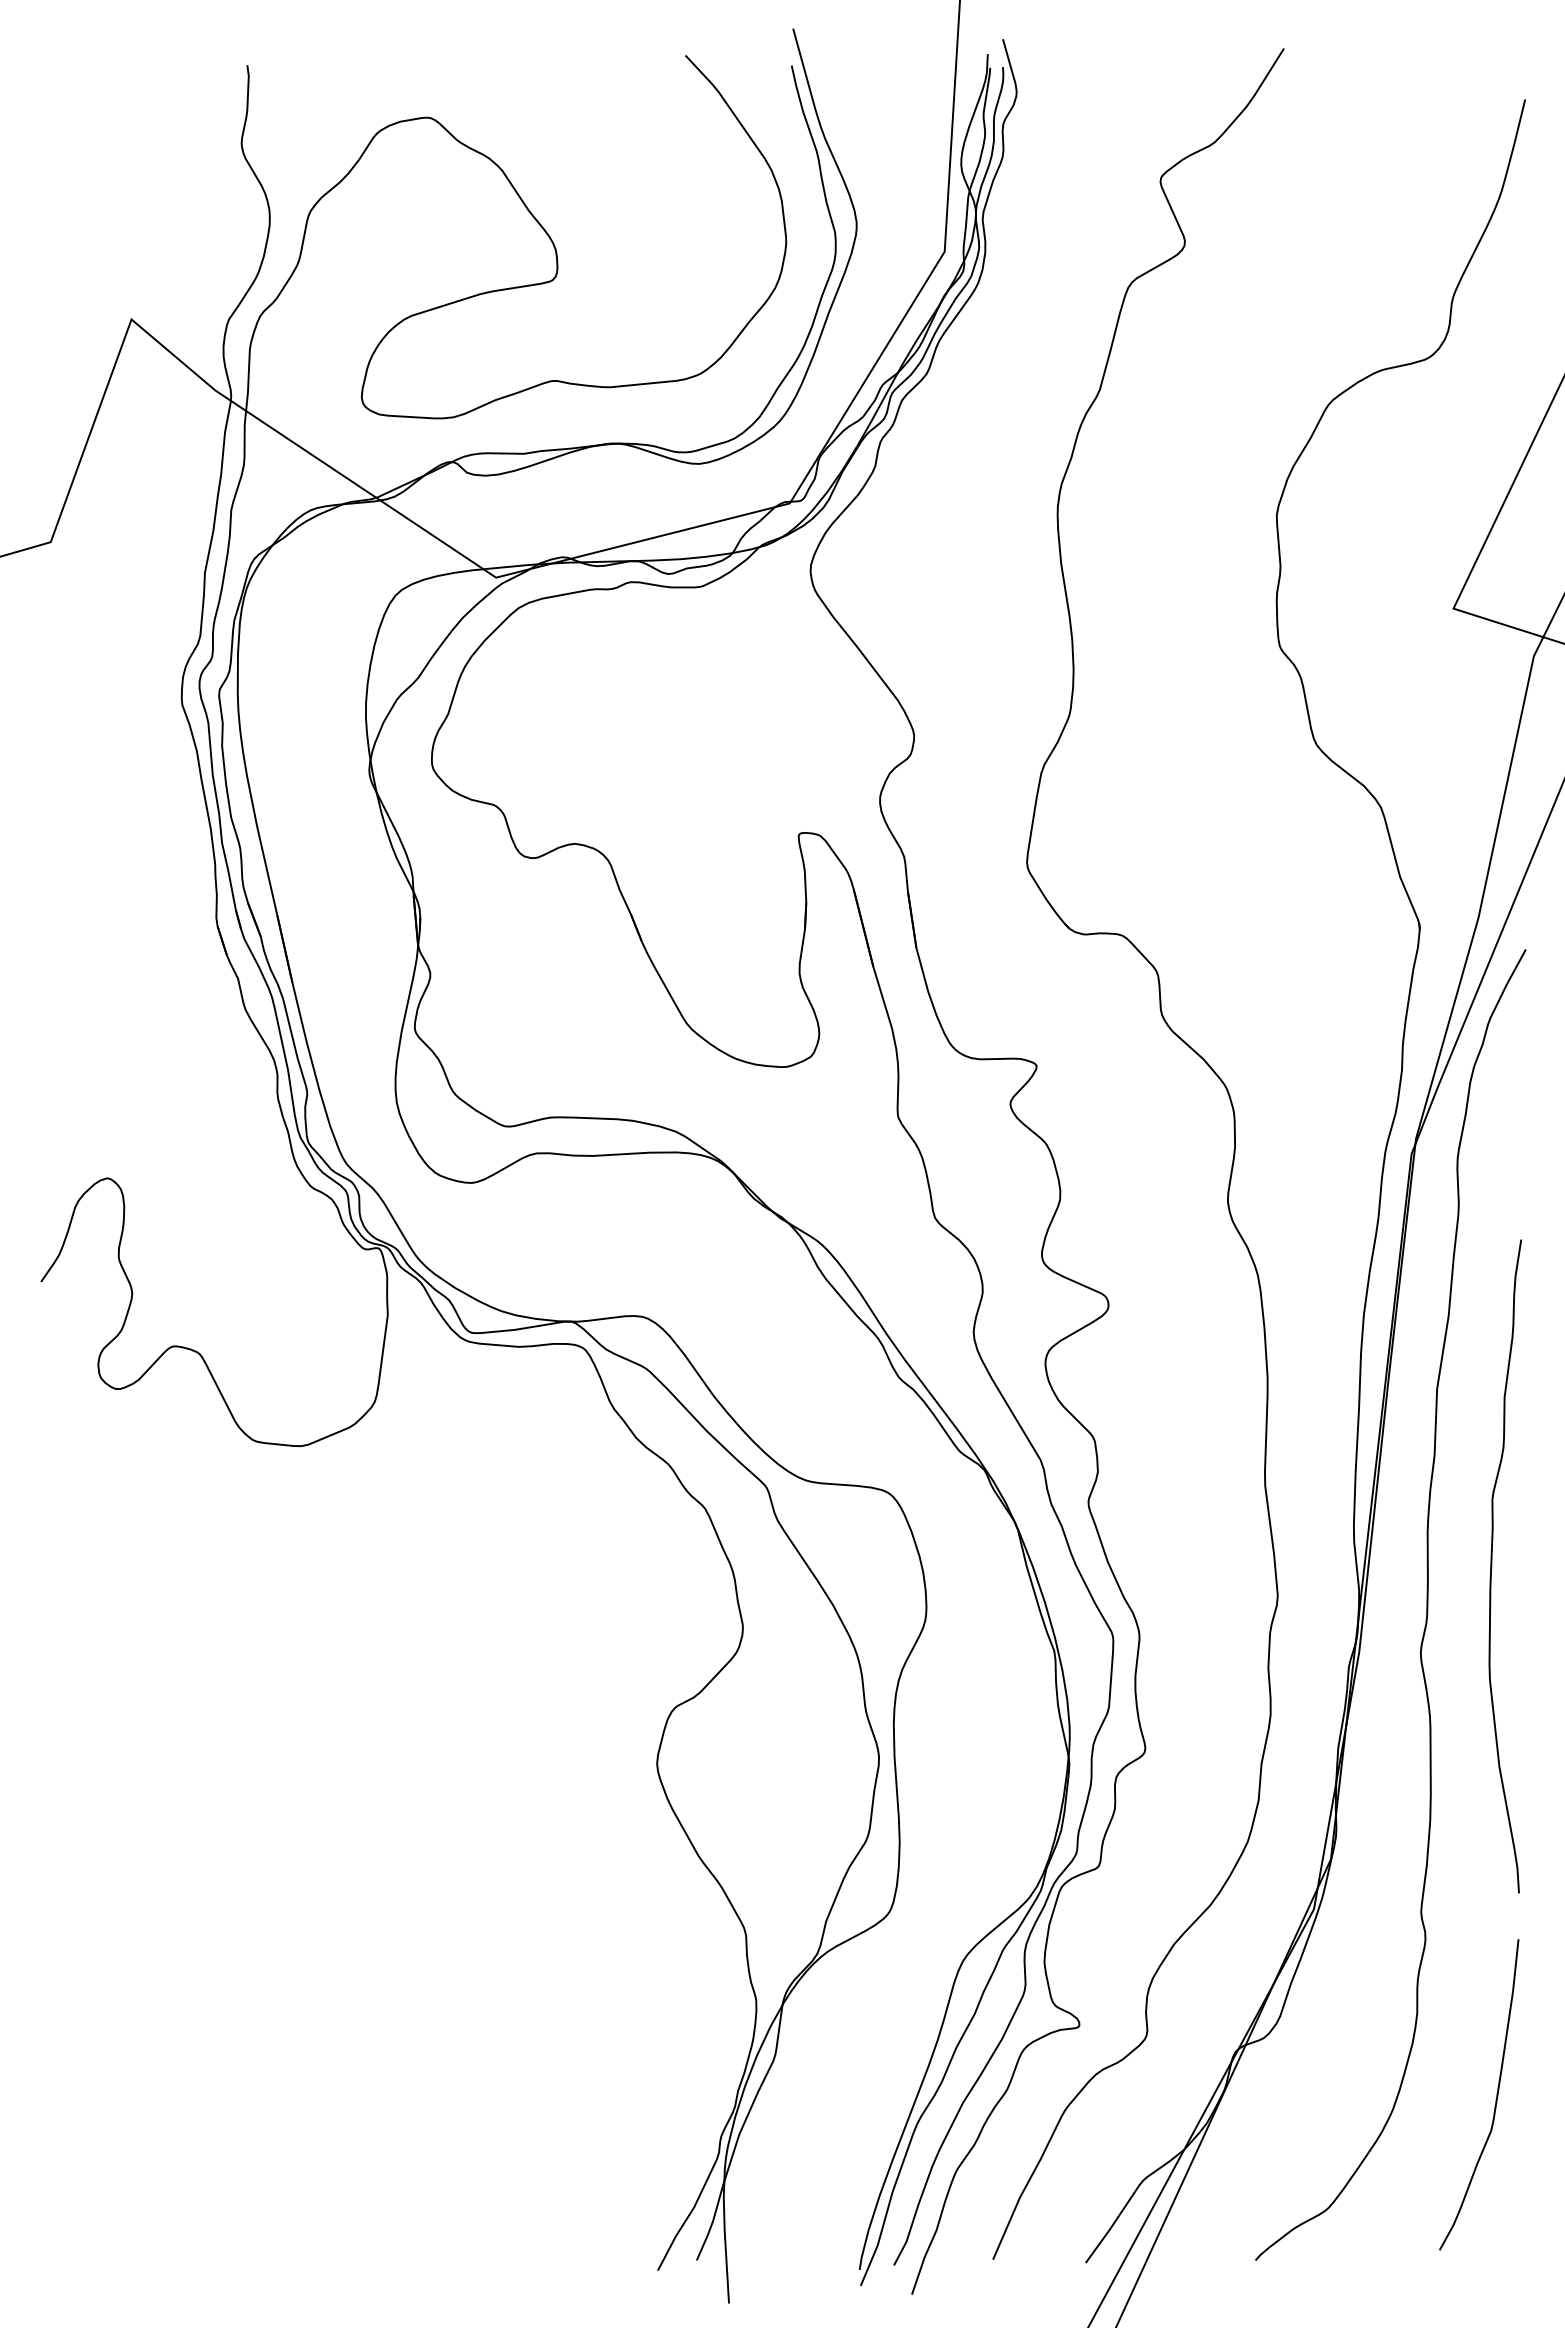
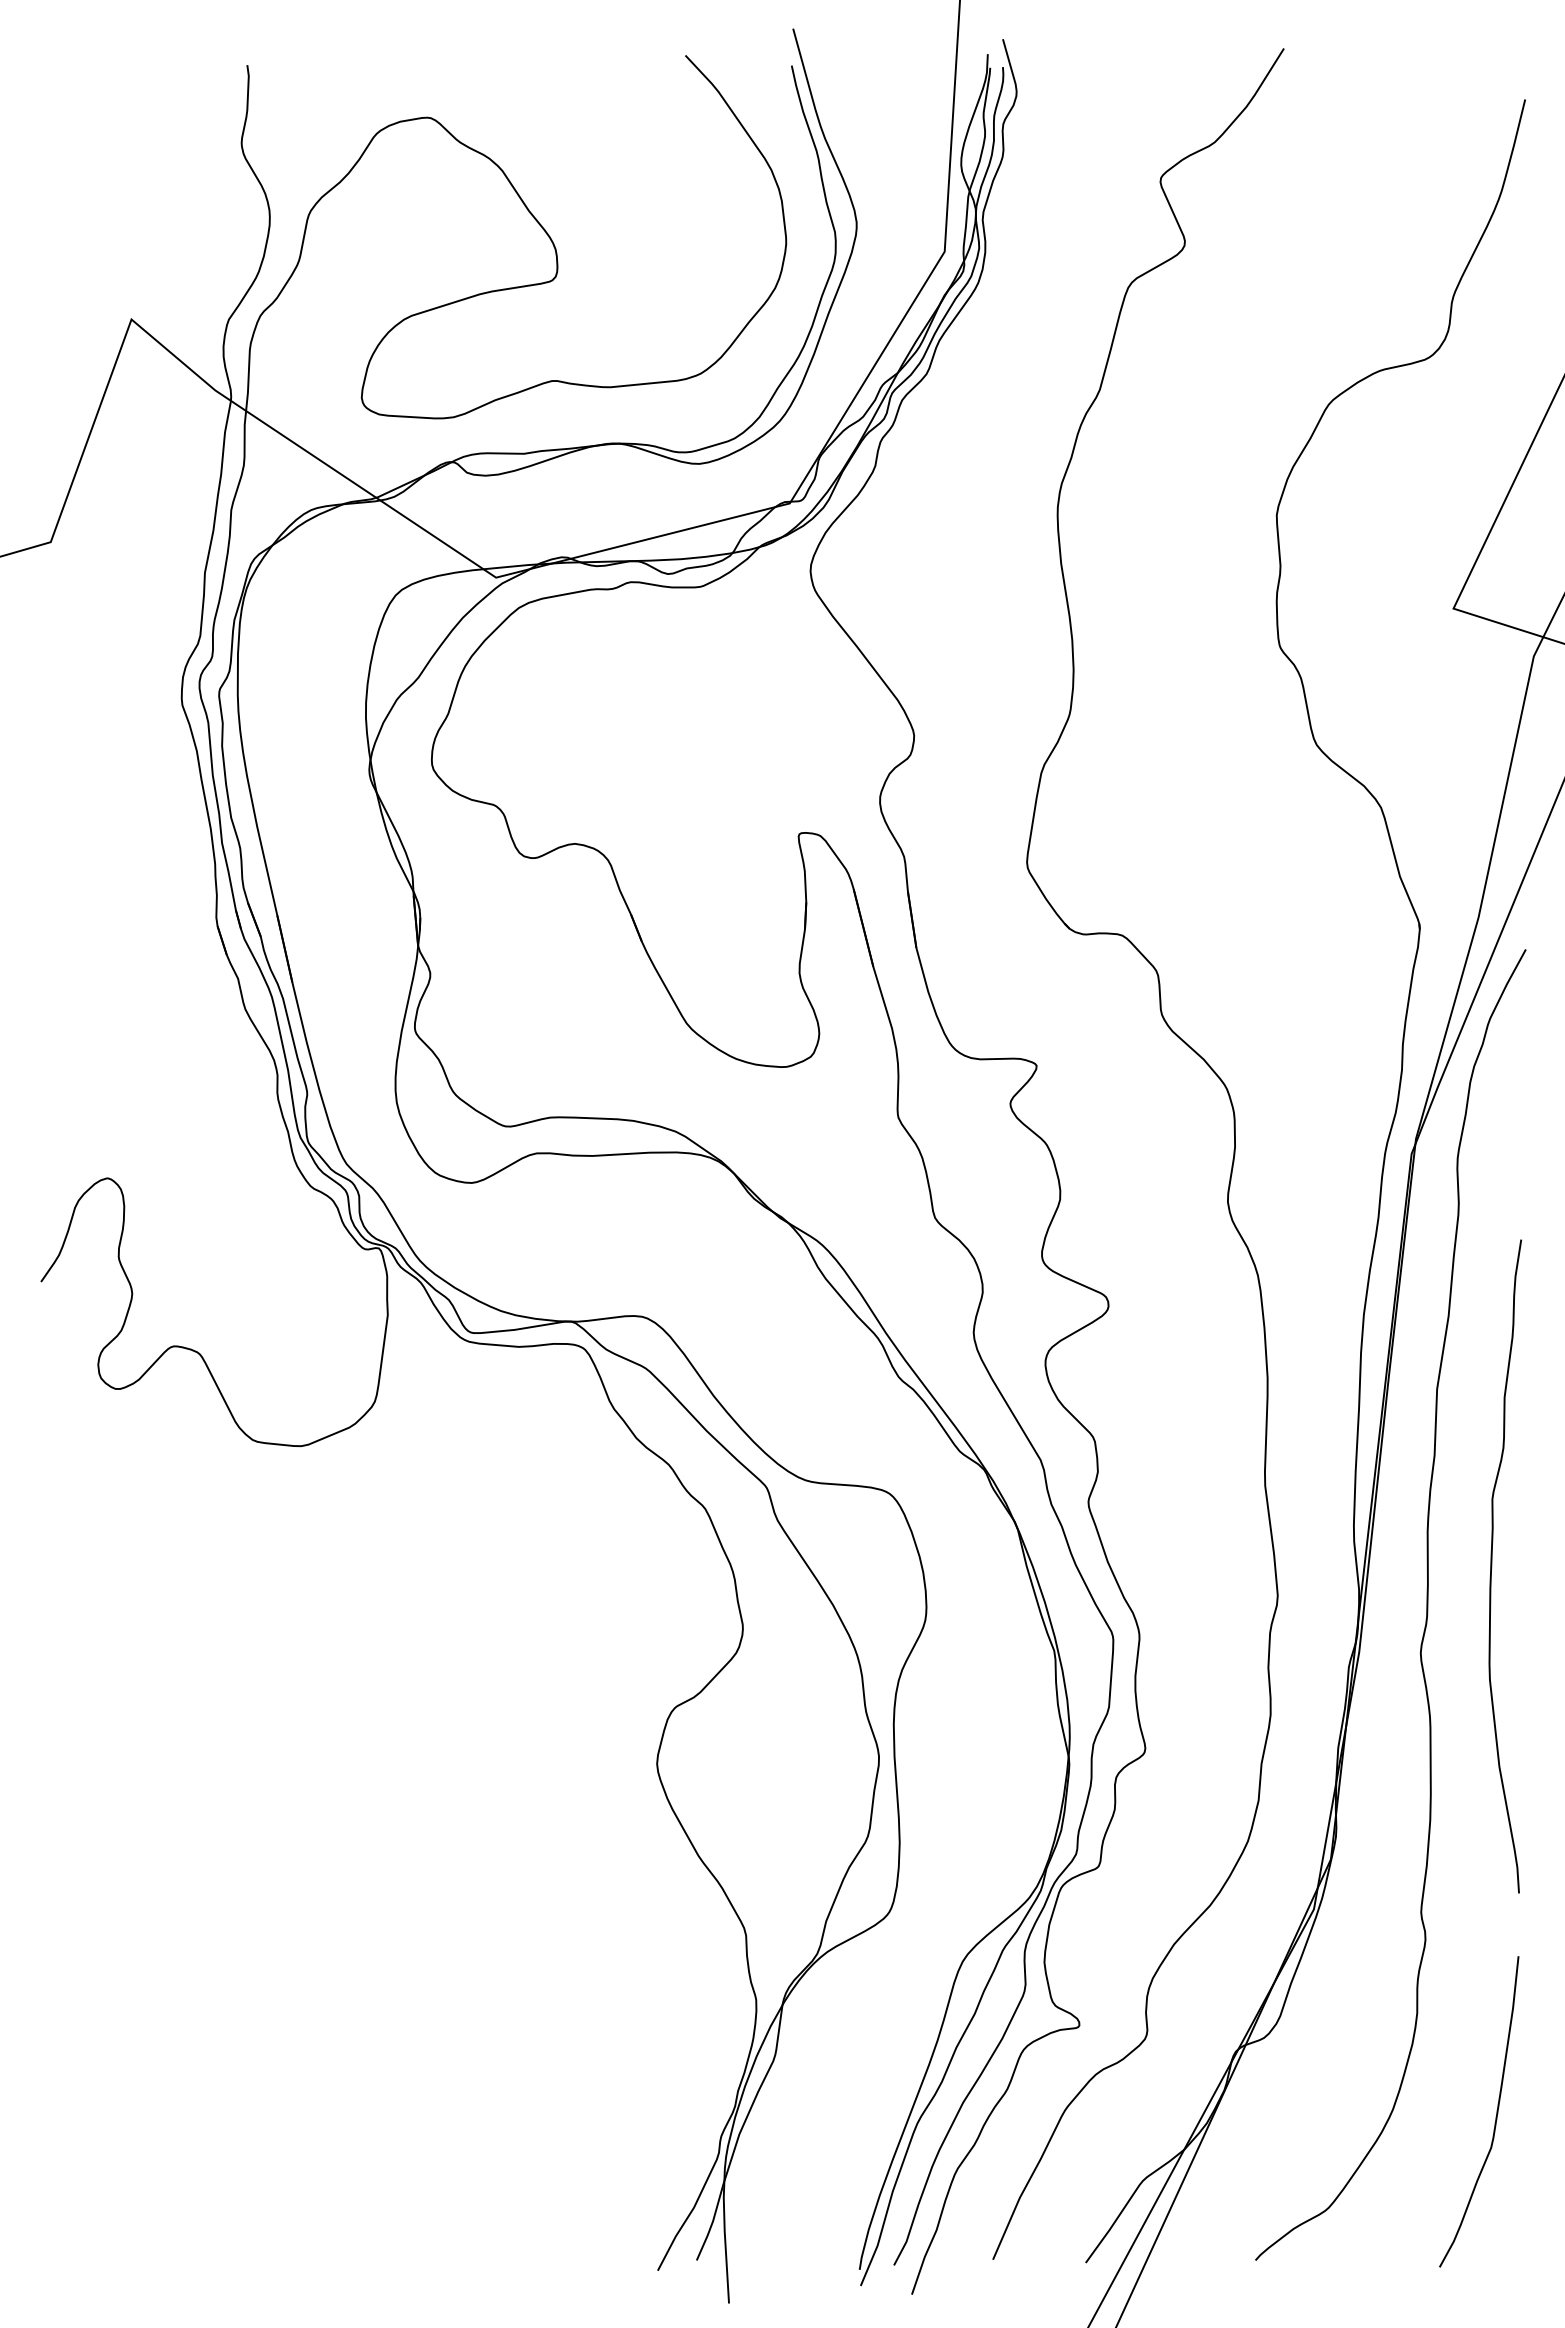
curve position: (1495, 2099) -> (1495, 2116) (1495, 2116)
